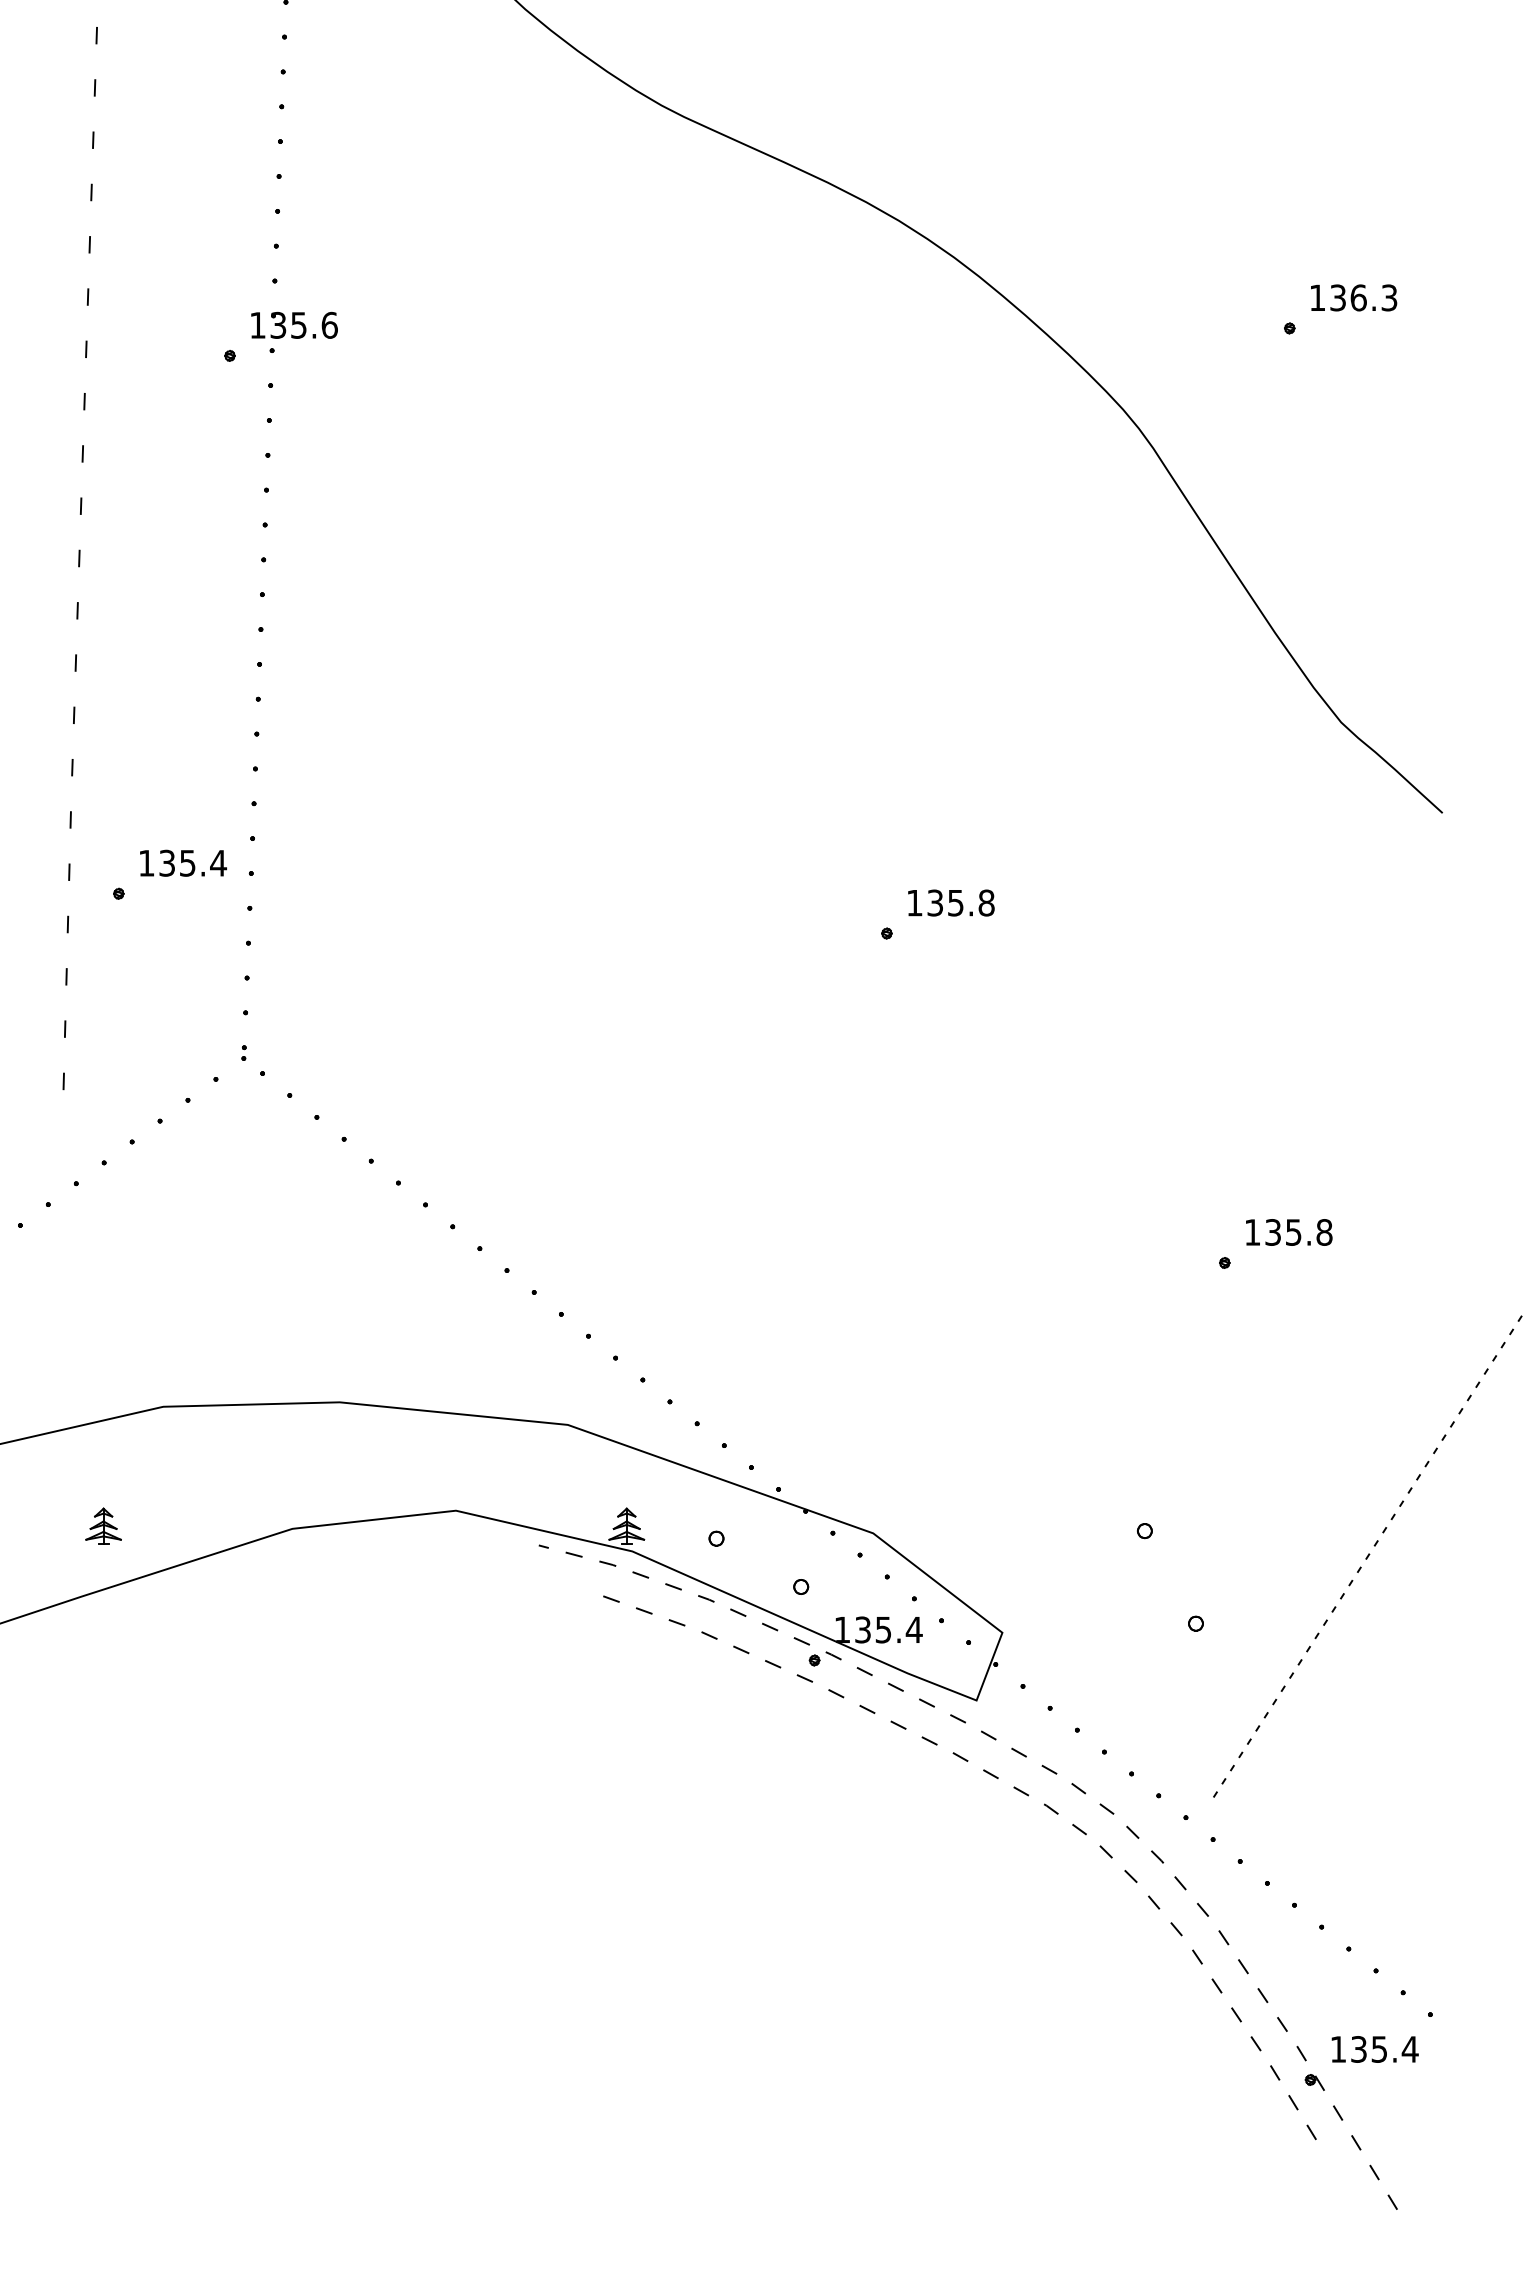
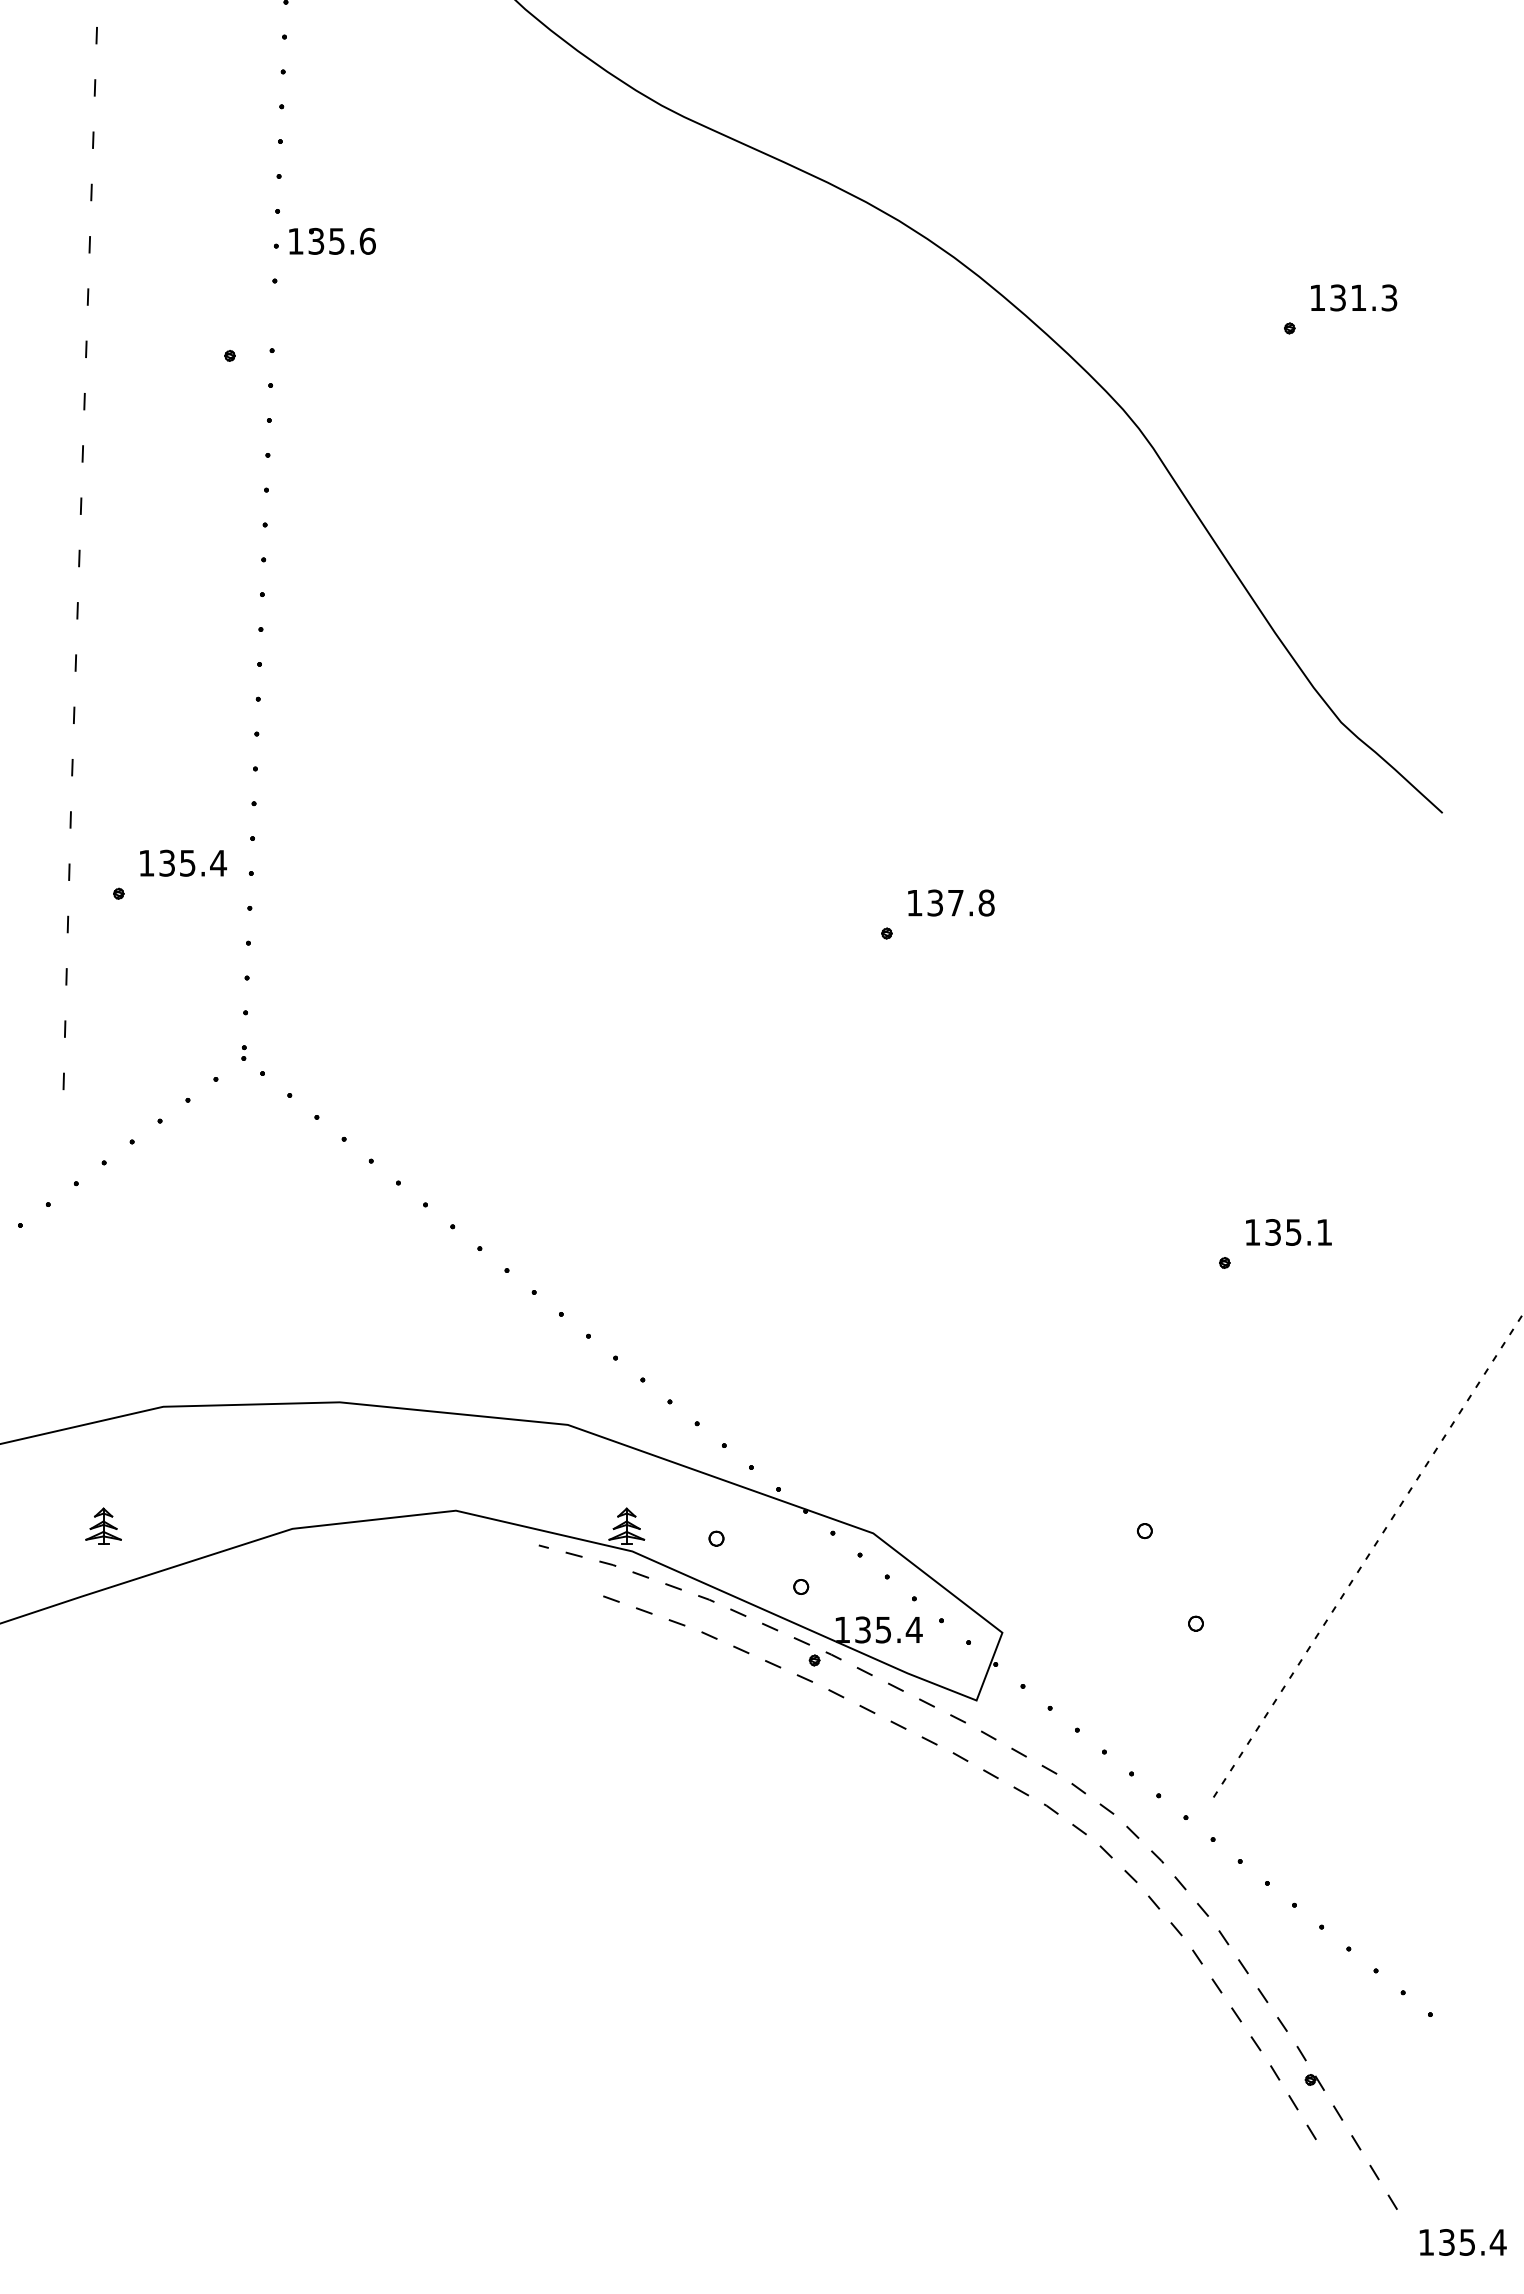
text: 136.3 -> 131.3 (1358, 297)
part position: (294, 324) -> (332, 240) (332, 240)
text: 135.8 -> 137.8 (955, 903)
text: 135.8 -> 135.1 (1324, 1232)
text position: (1374, 2049) -> (1462, 2242) (1462, 2242)
